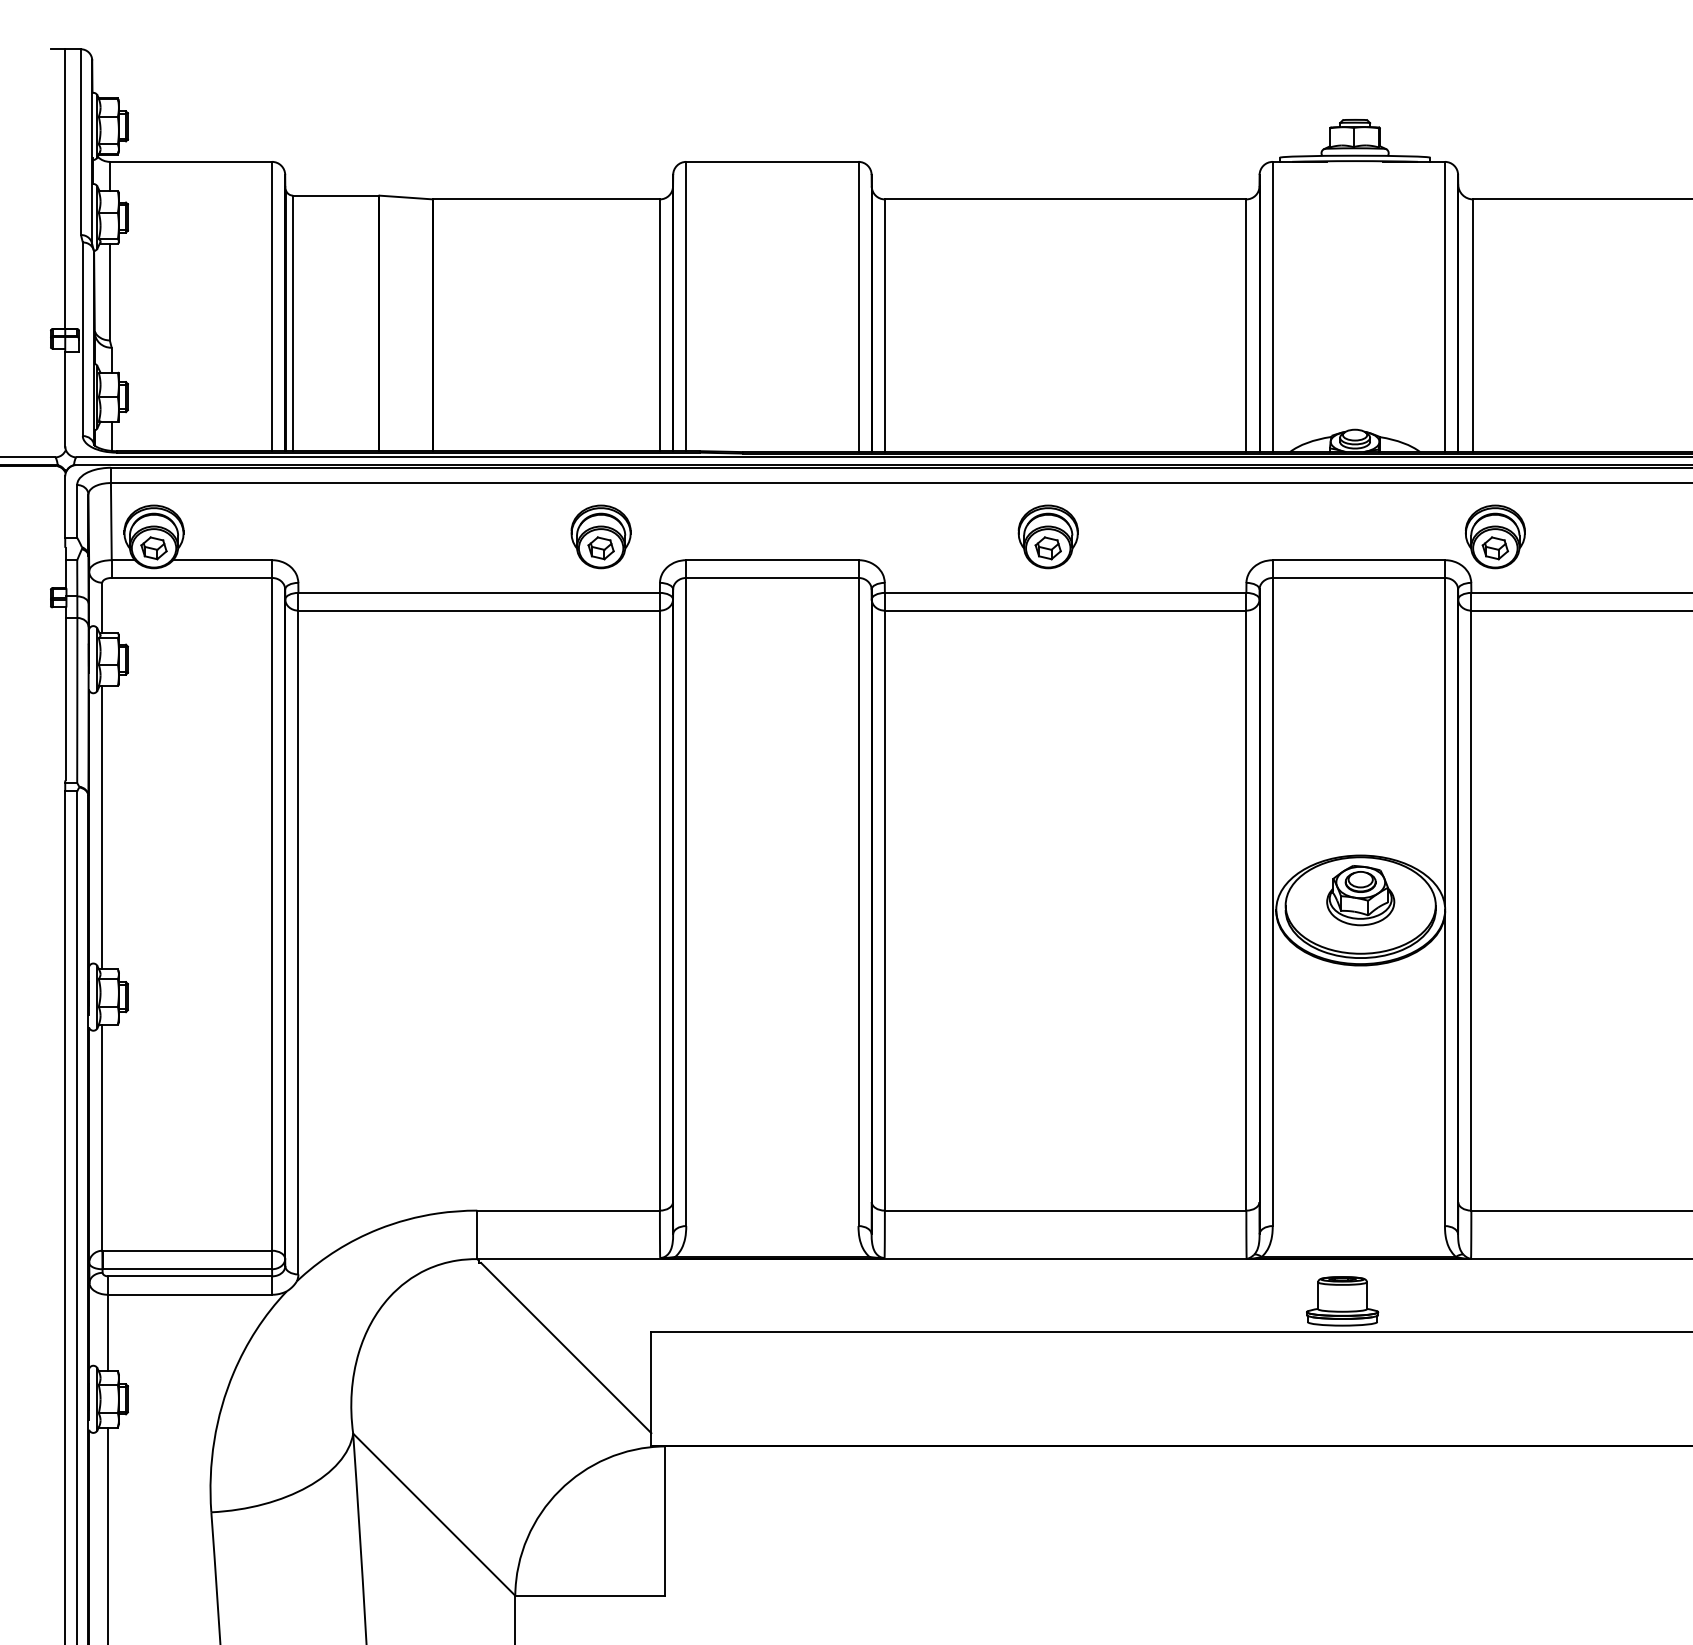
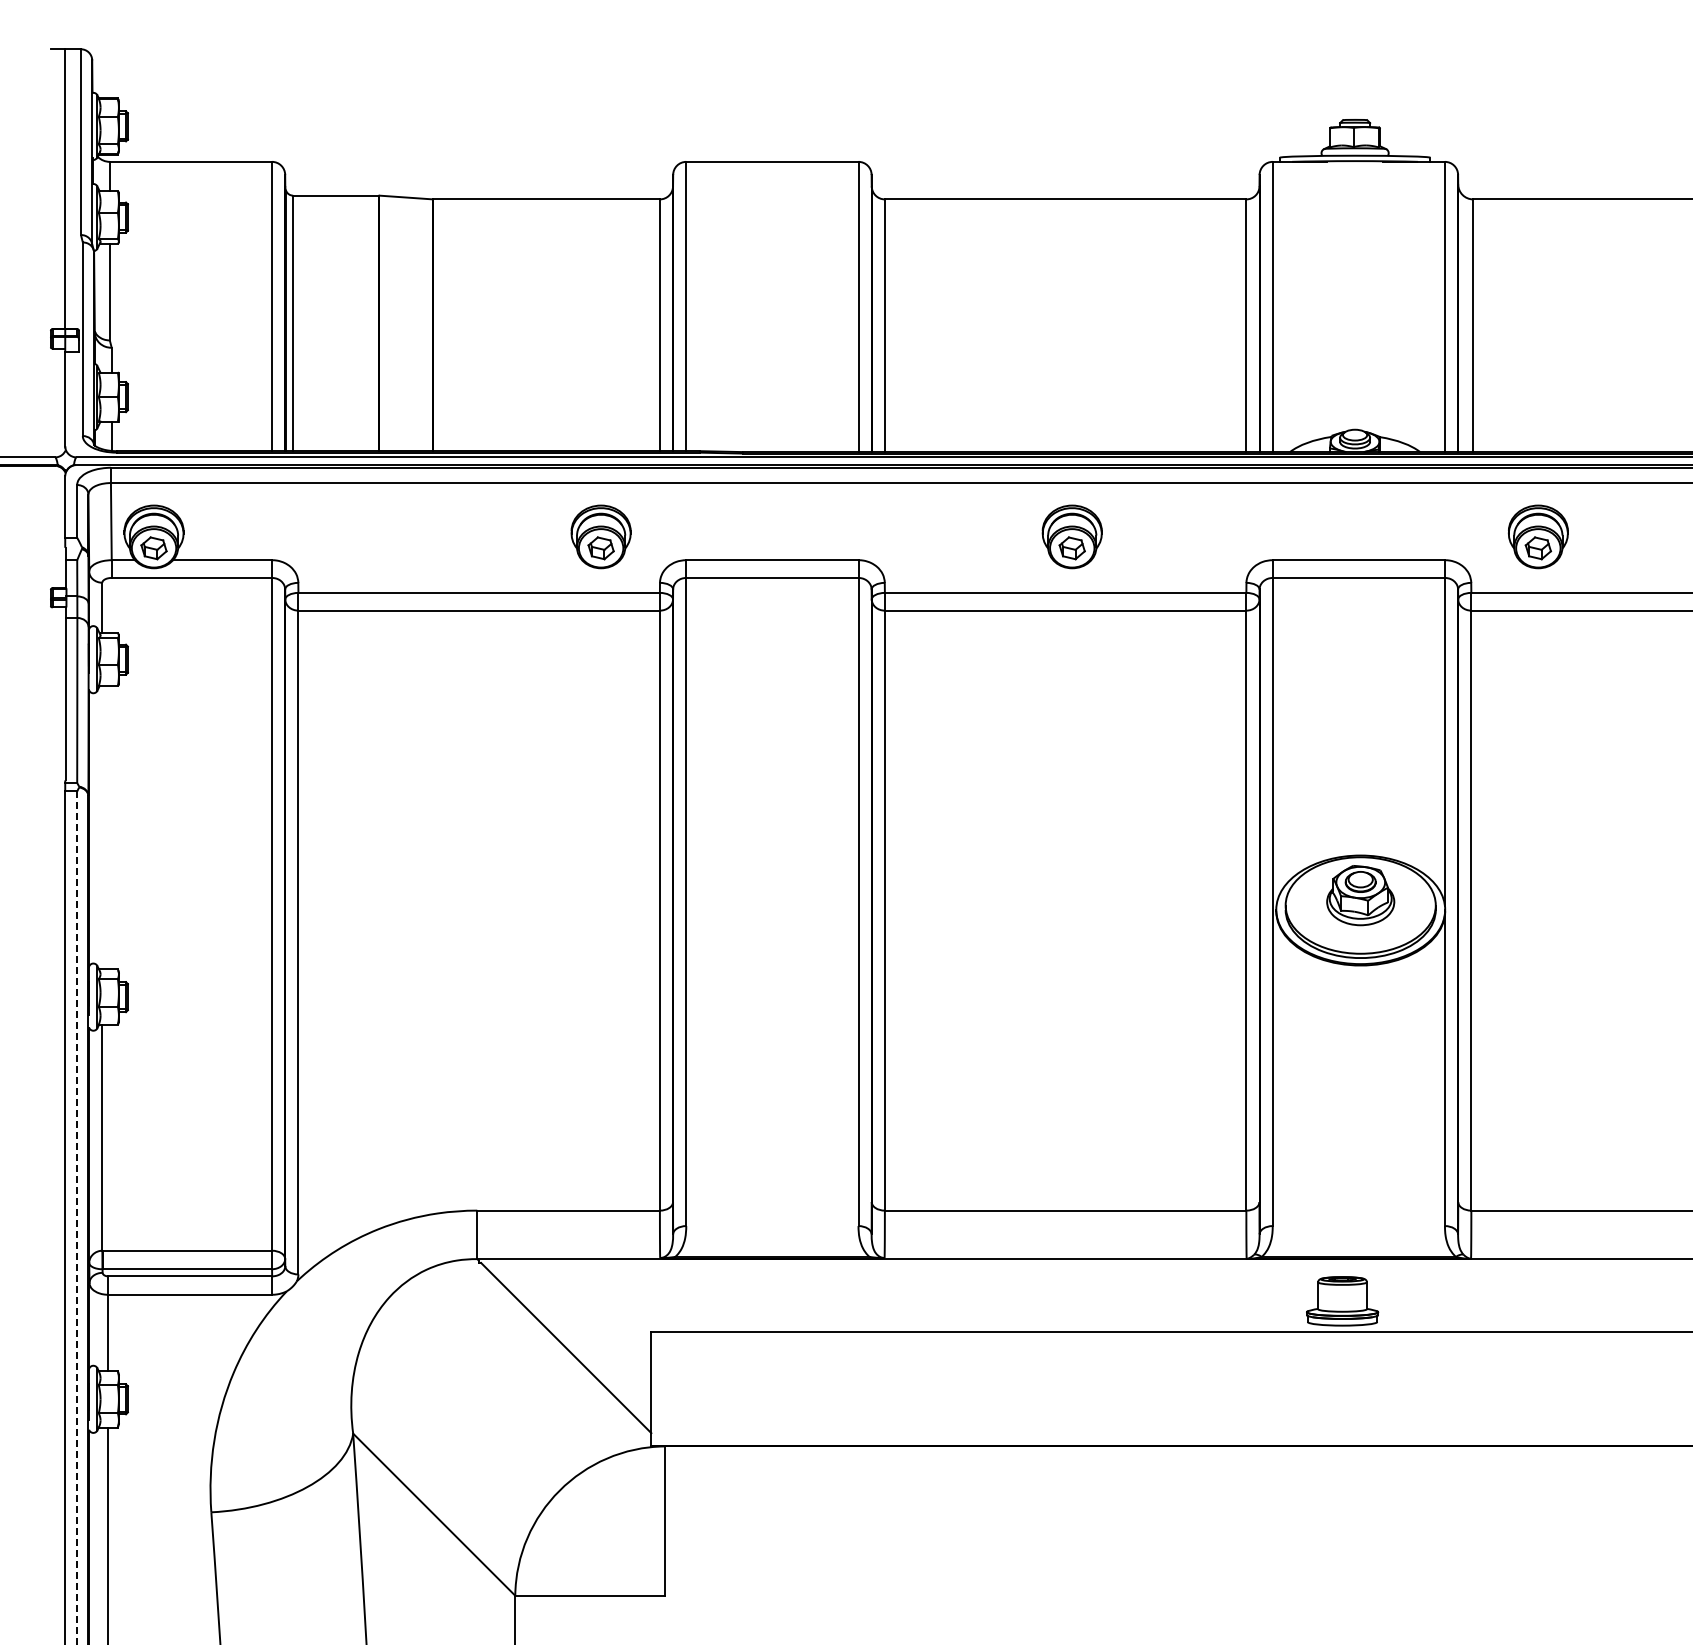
part position: (1047, 536) -> (1071, 536) (1071, 536)
part position: (1494, 536) -> (1537, 536) (1537, 536)
line: present -> none (102, 827)
line: solid -> dashed (77, 1217)
